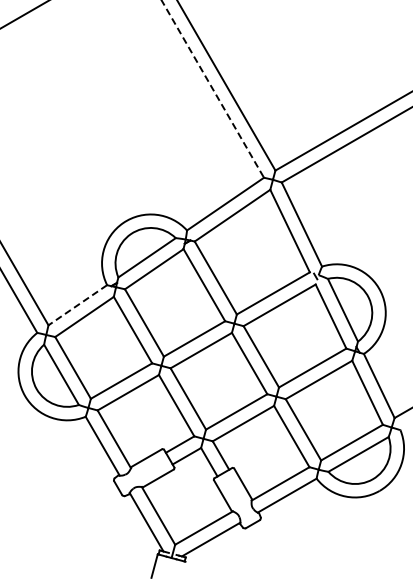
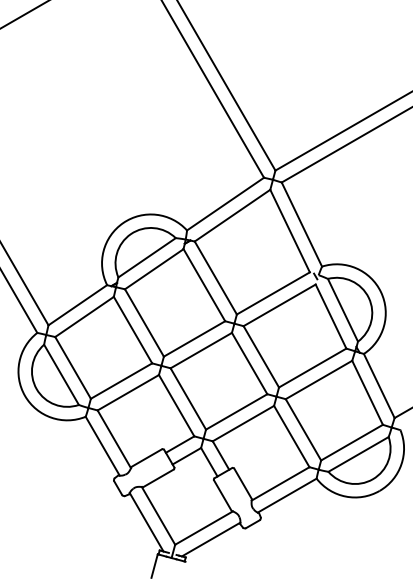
line: dashed -> solid (213, 89)
line: dashed -> solid (77, 305)
